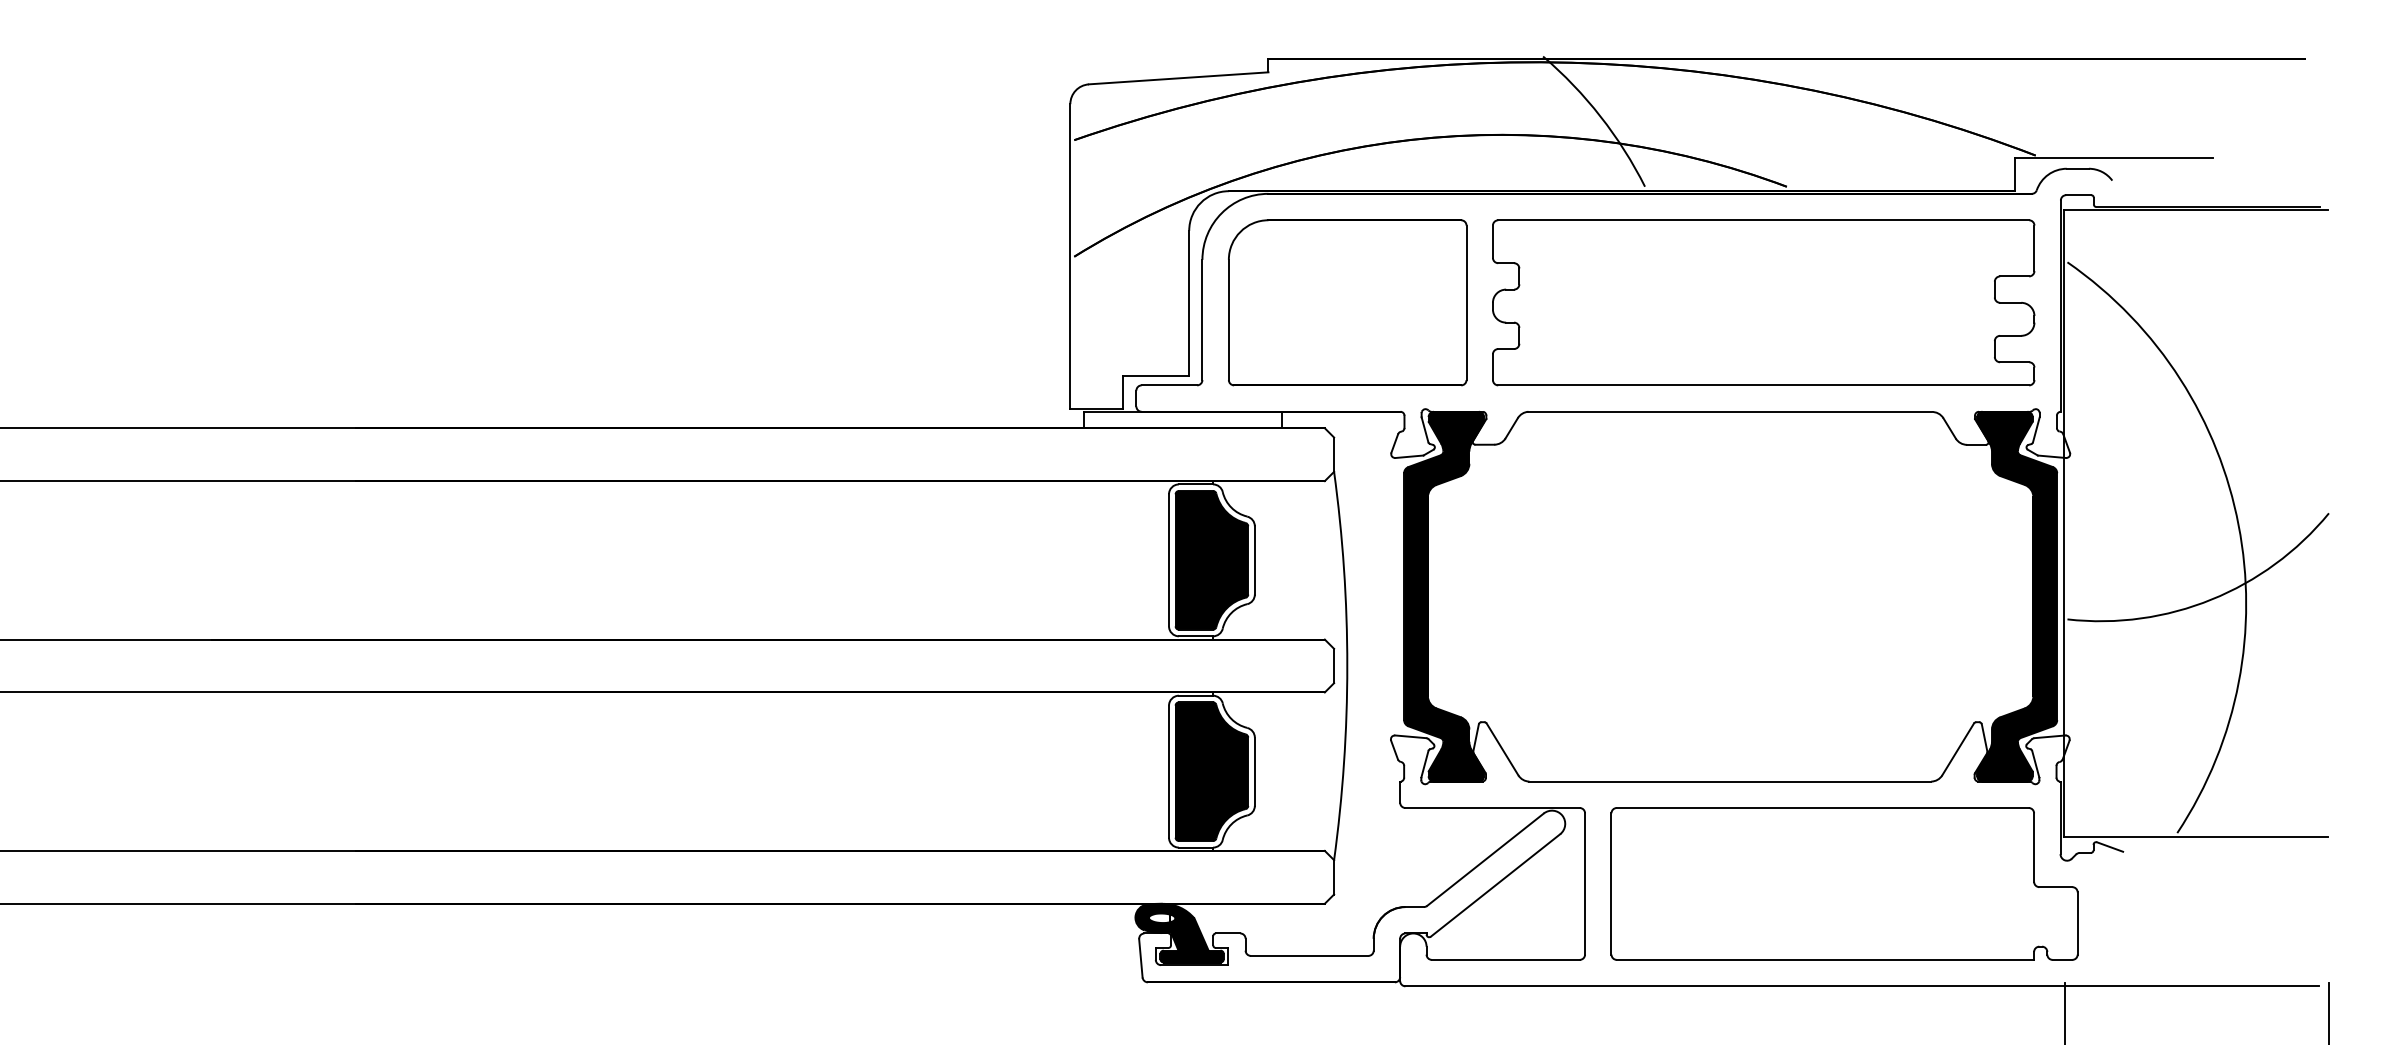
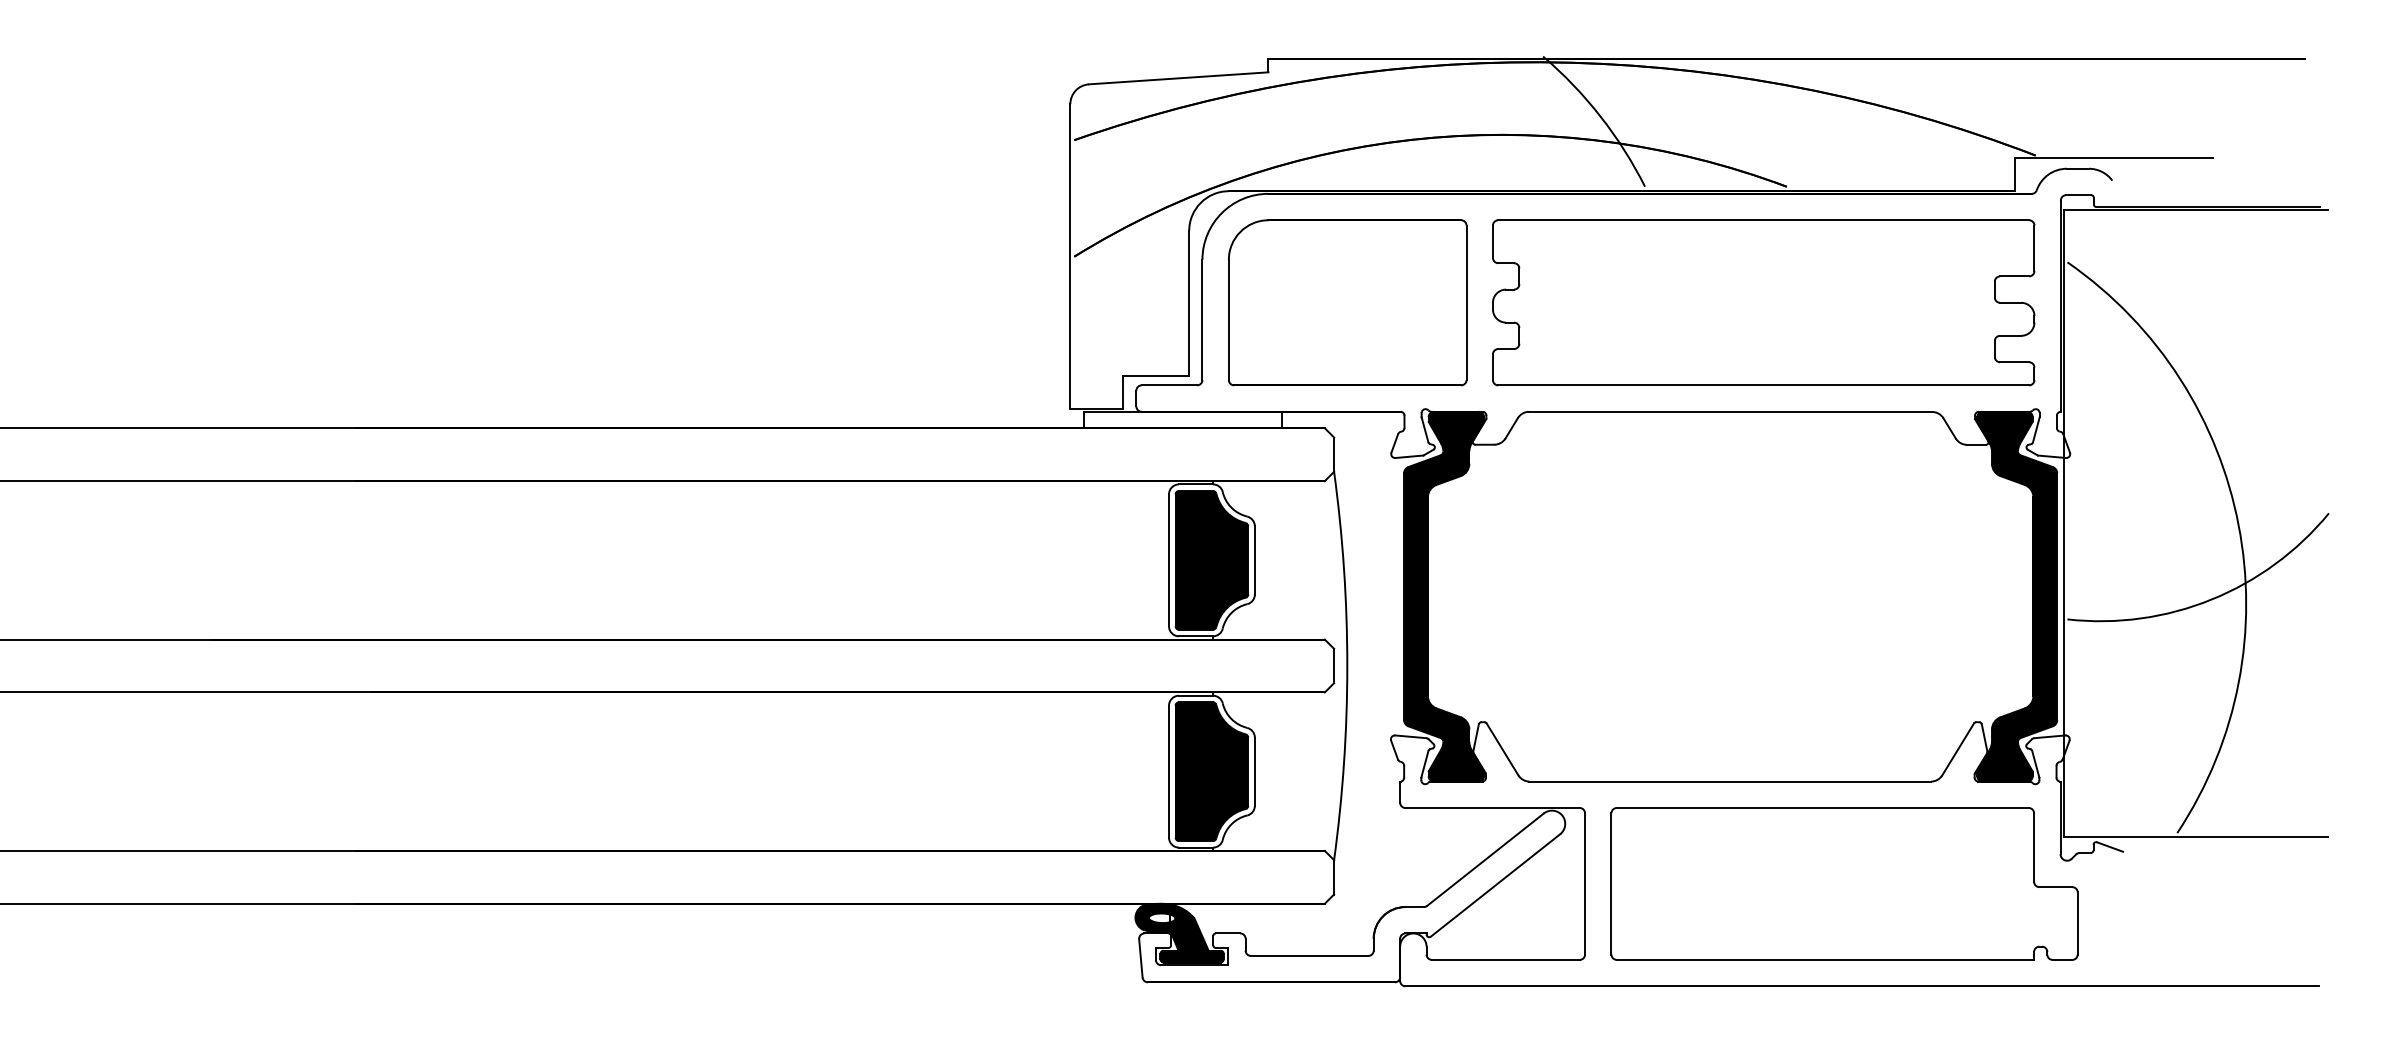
line: present -> none (2328, 1011)
line: present -> none (2064, 1012)
